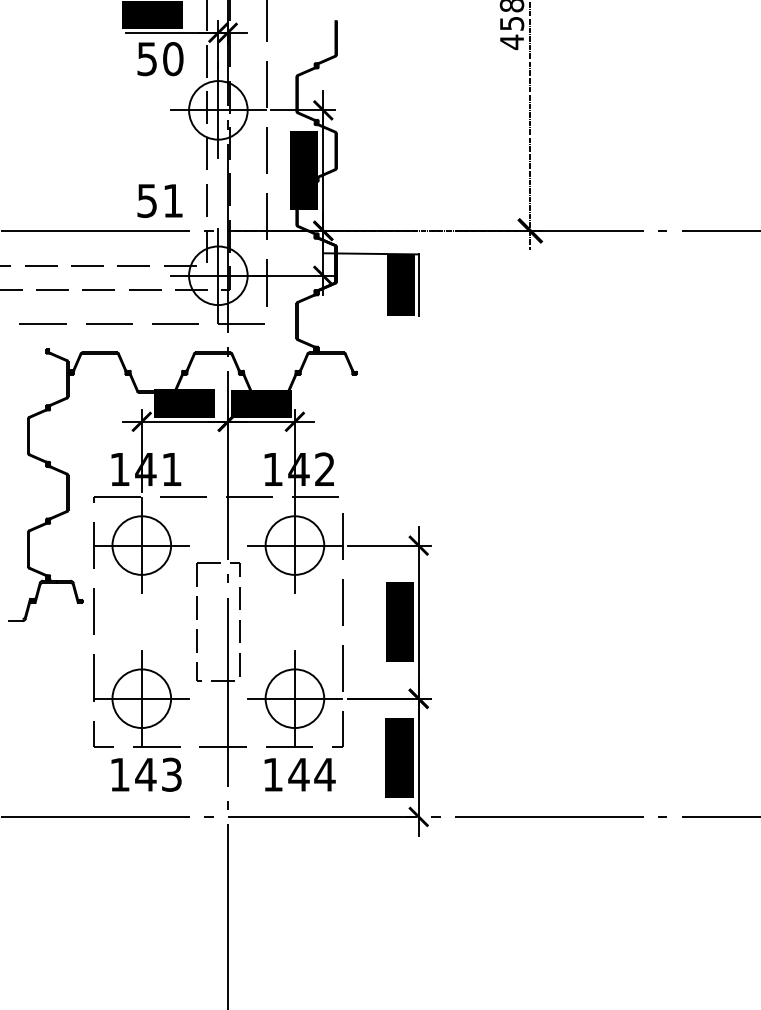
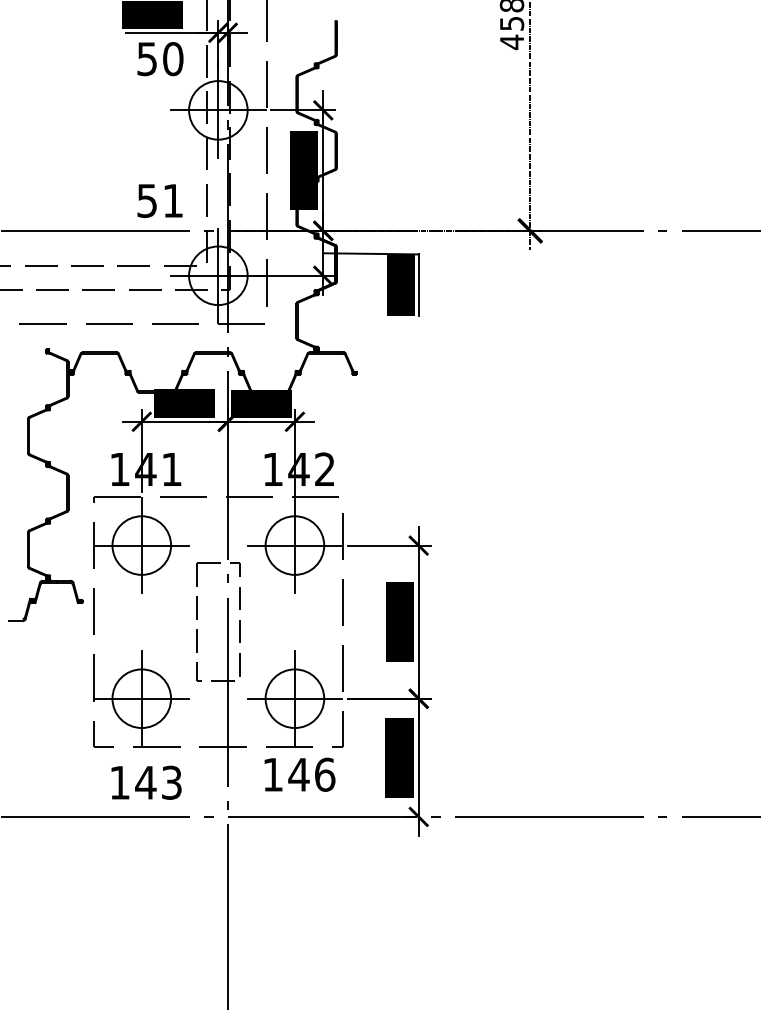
text position: (146, 774) -> (146, 782) (146, 782)
text: 144 -> 146 (324, 774)
